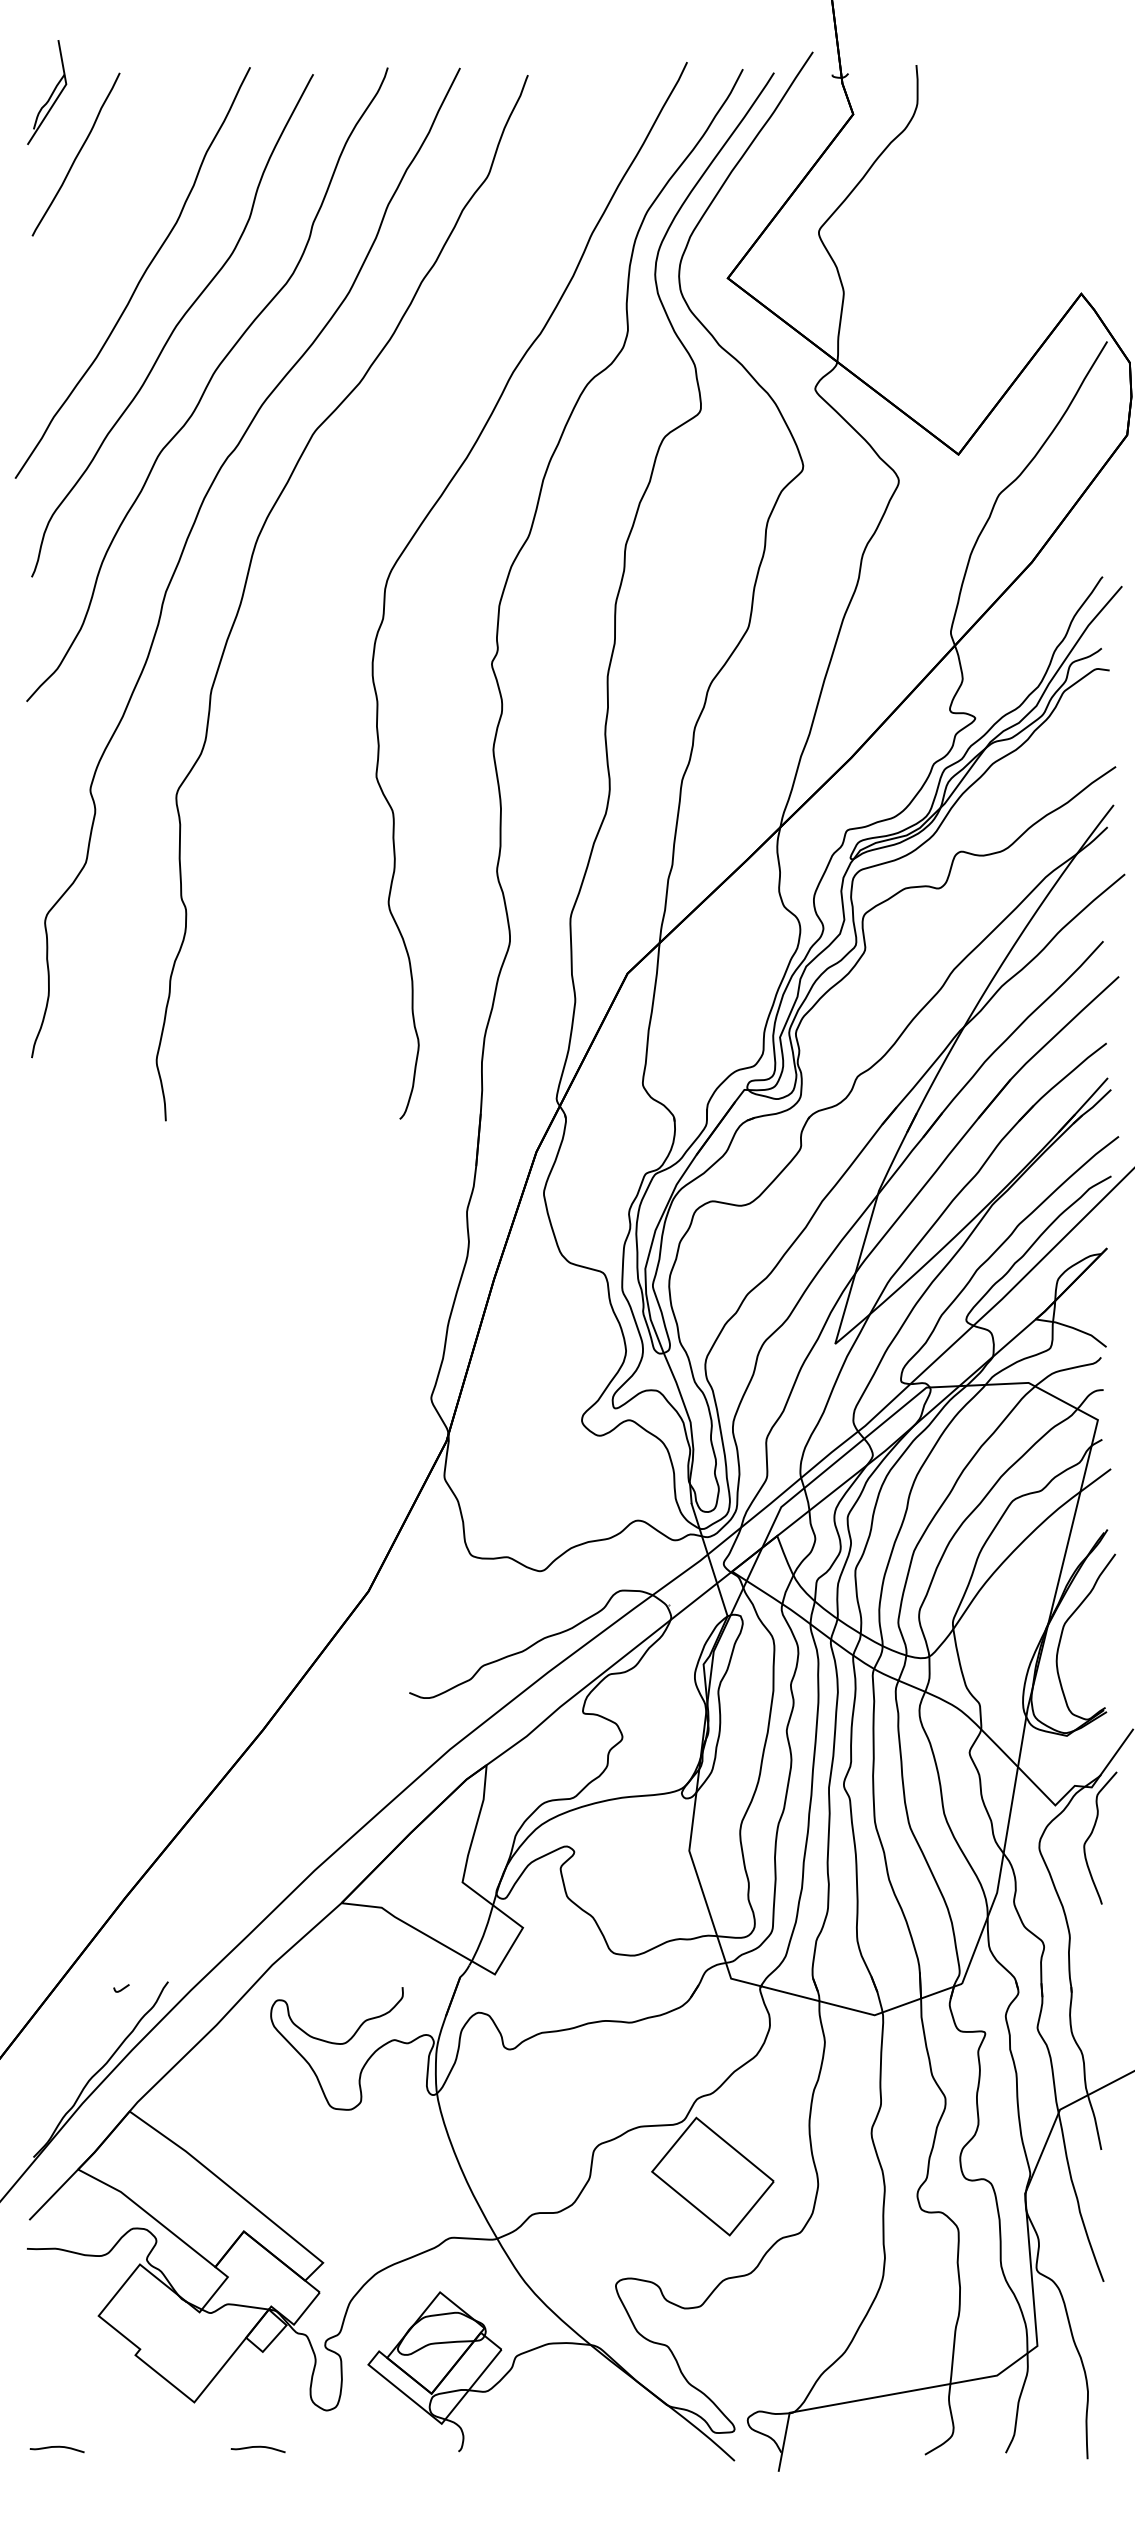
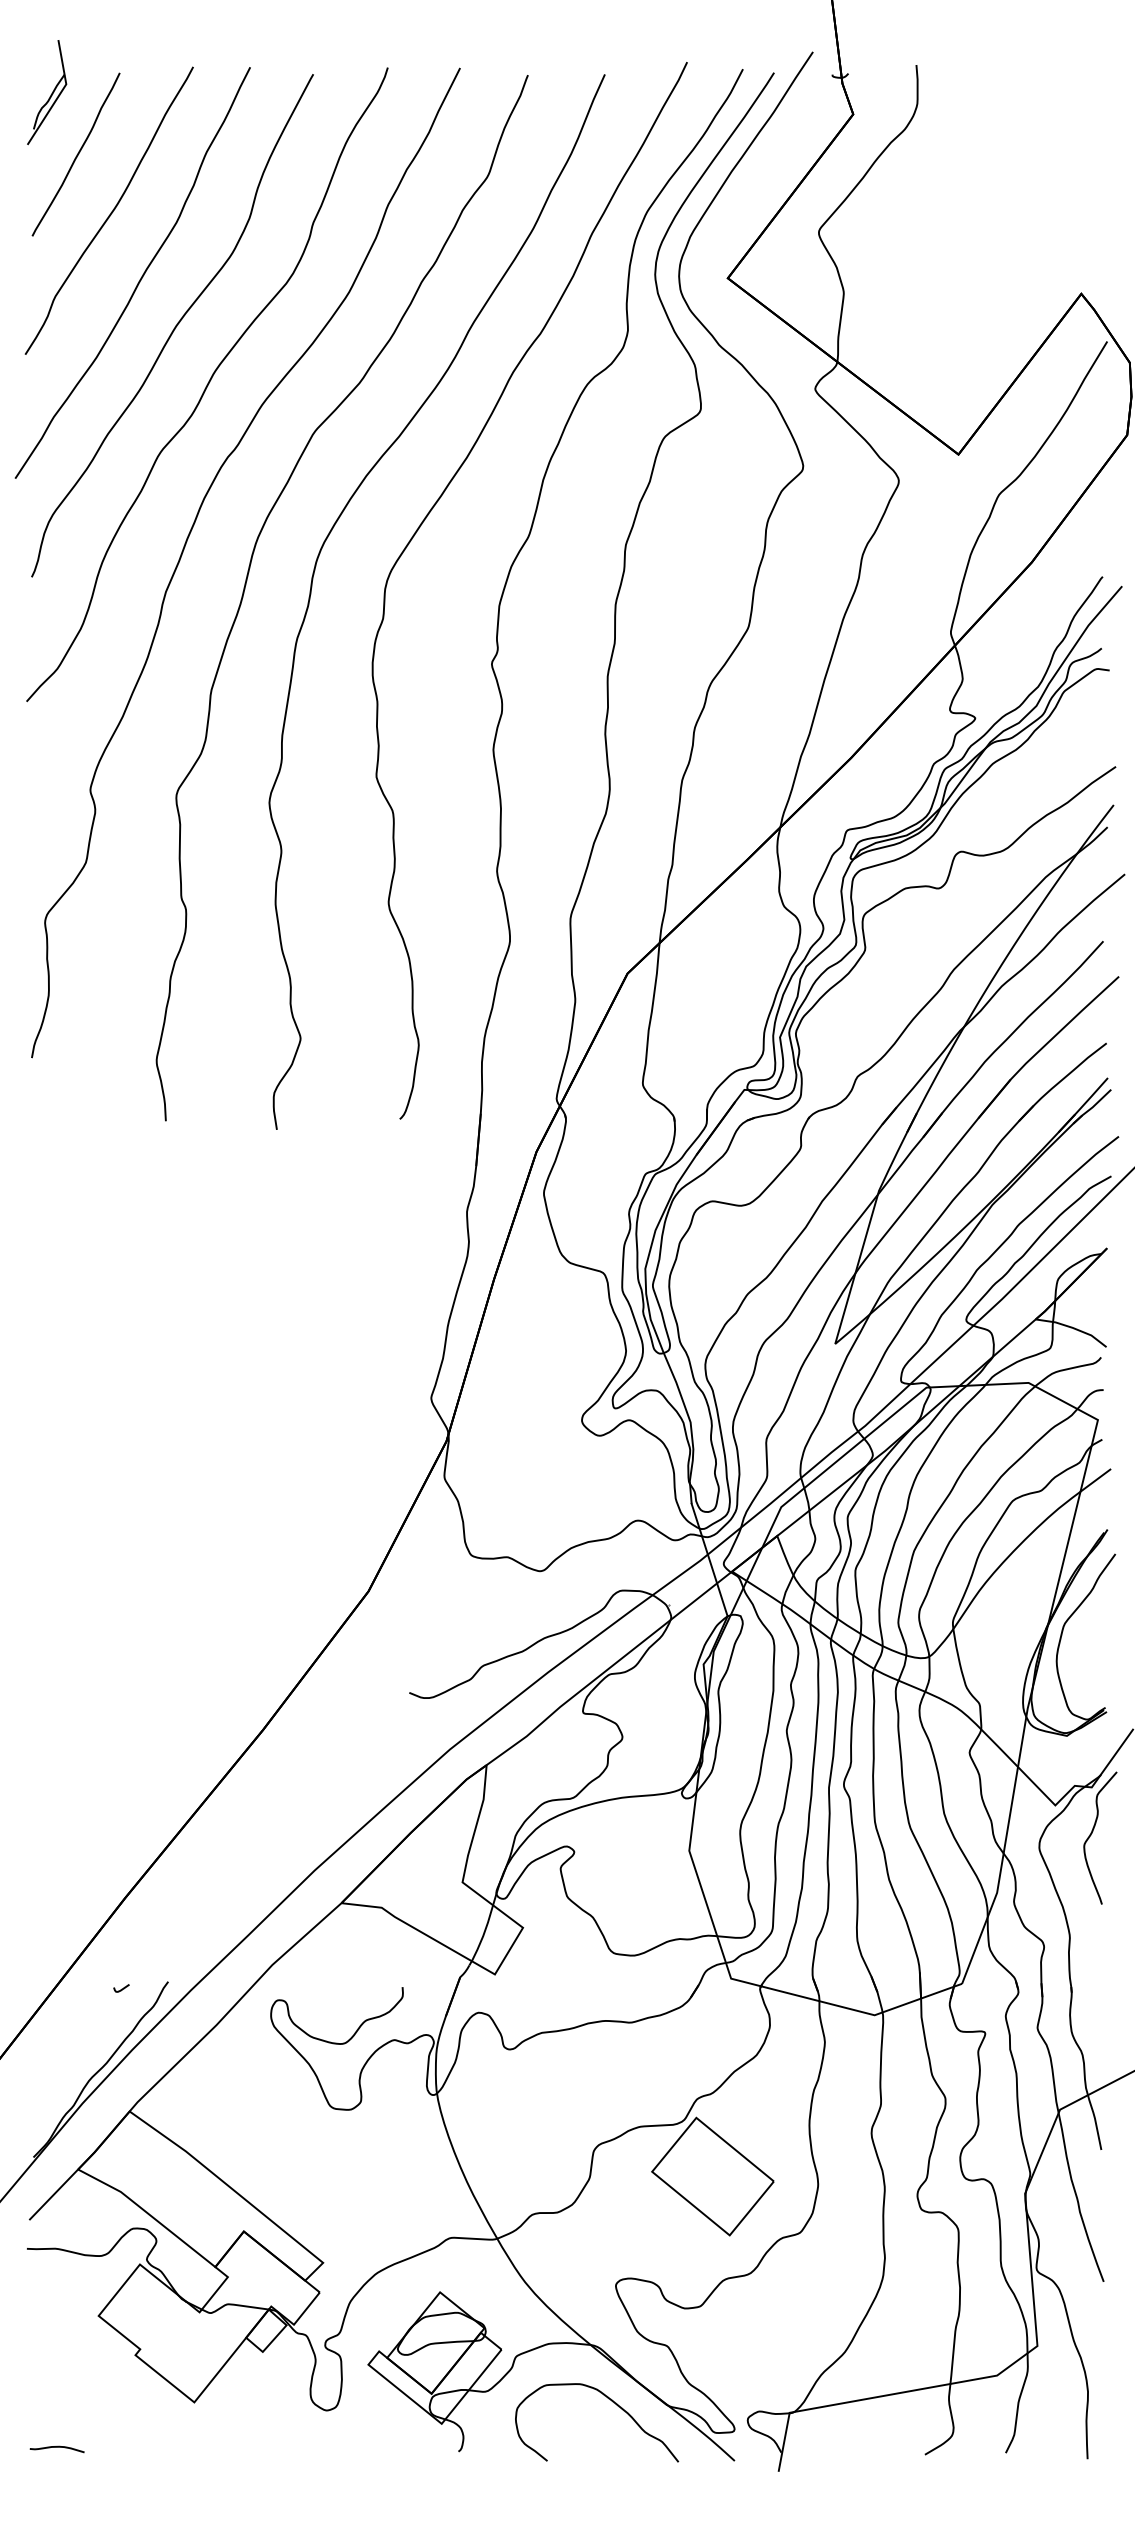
curve: none -> present (110, 212)
curve: none -> present (312, 587)
curve: none -> present (612, 2402)
curve: present -> none (257, 2447)
